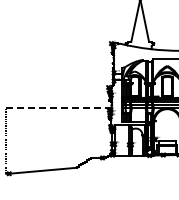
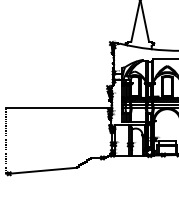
line: dashed -> solid (59, 108)
